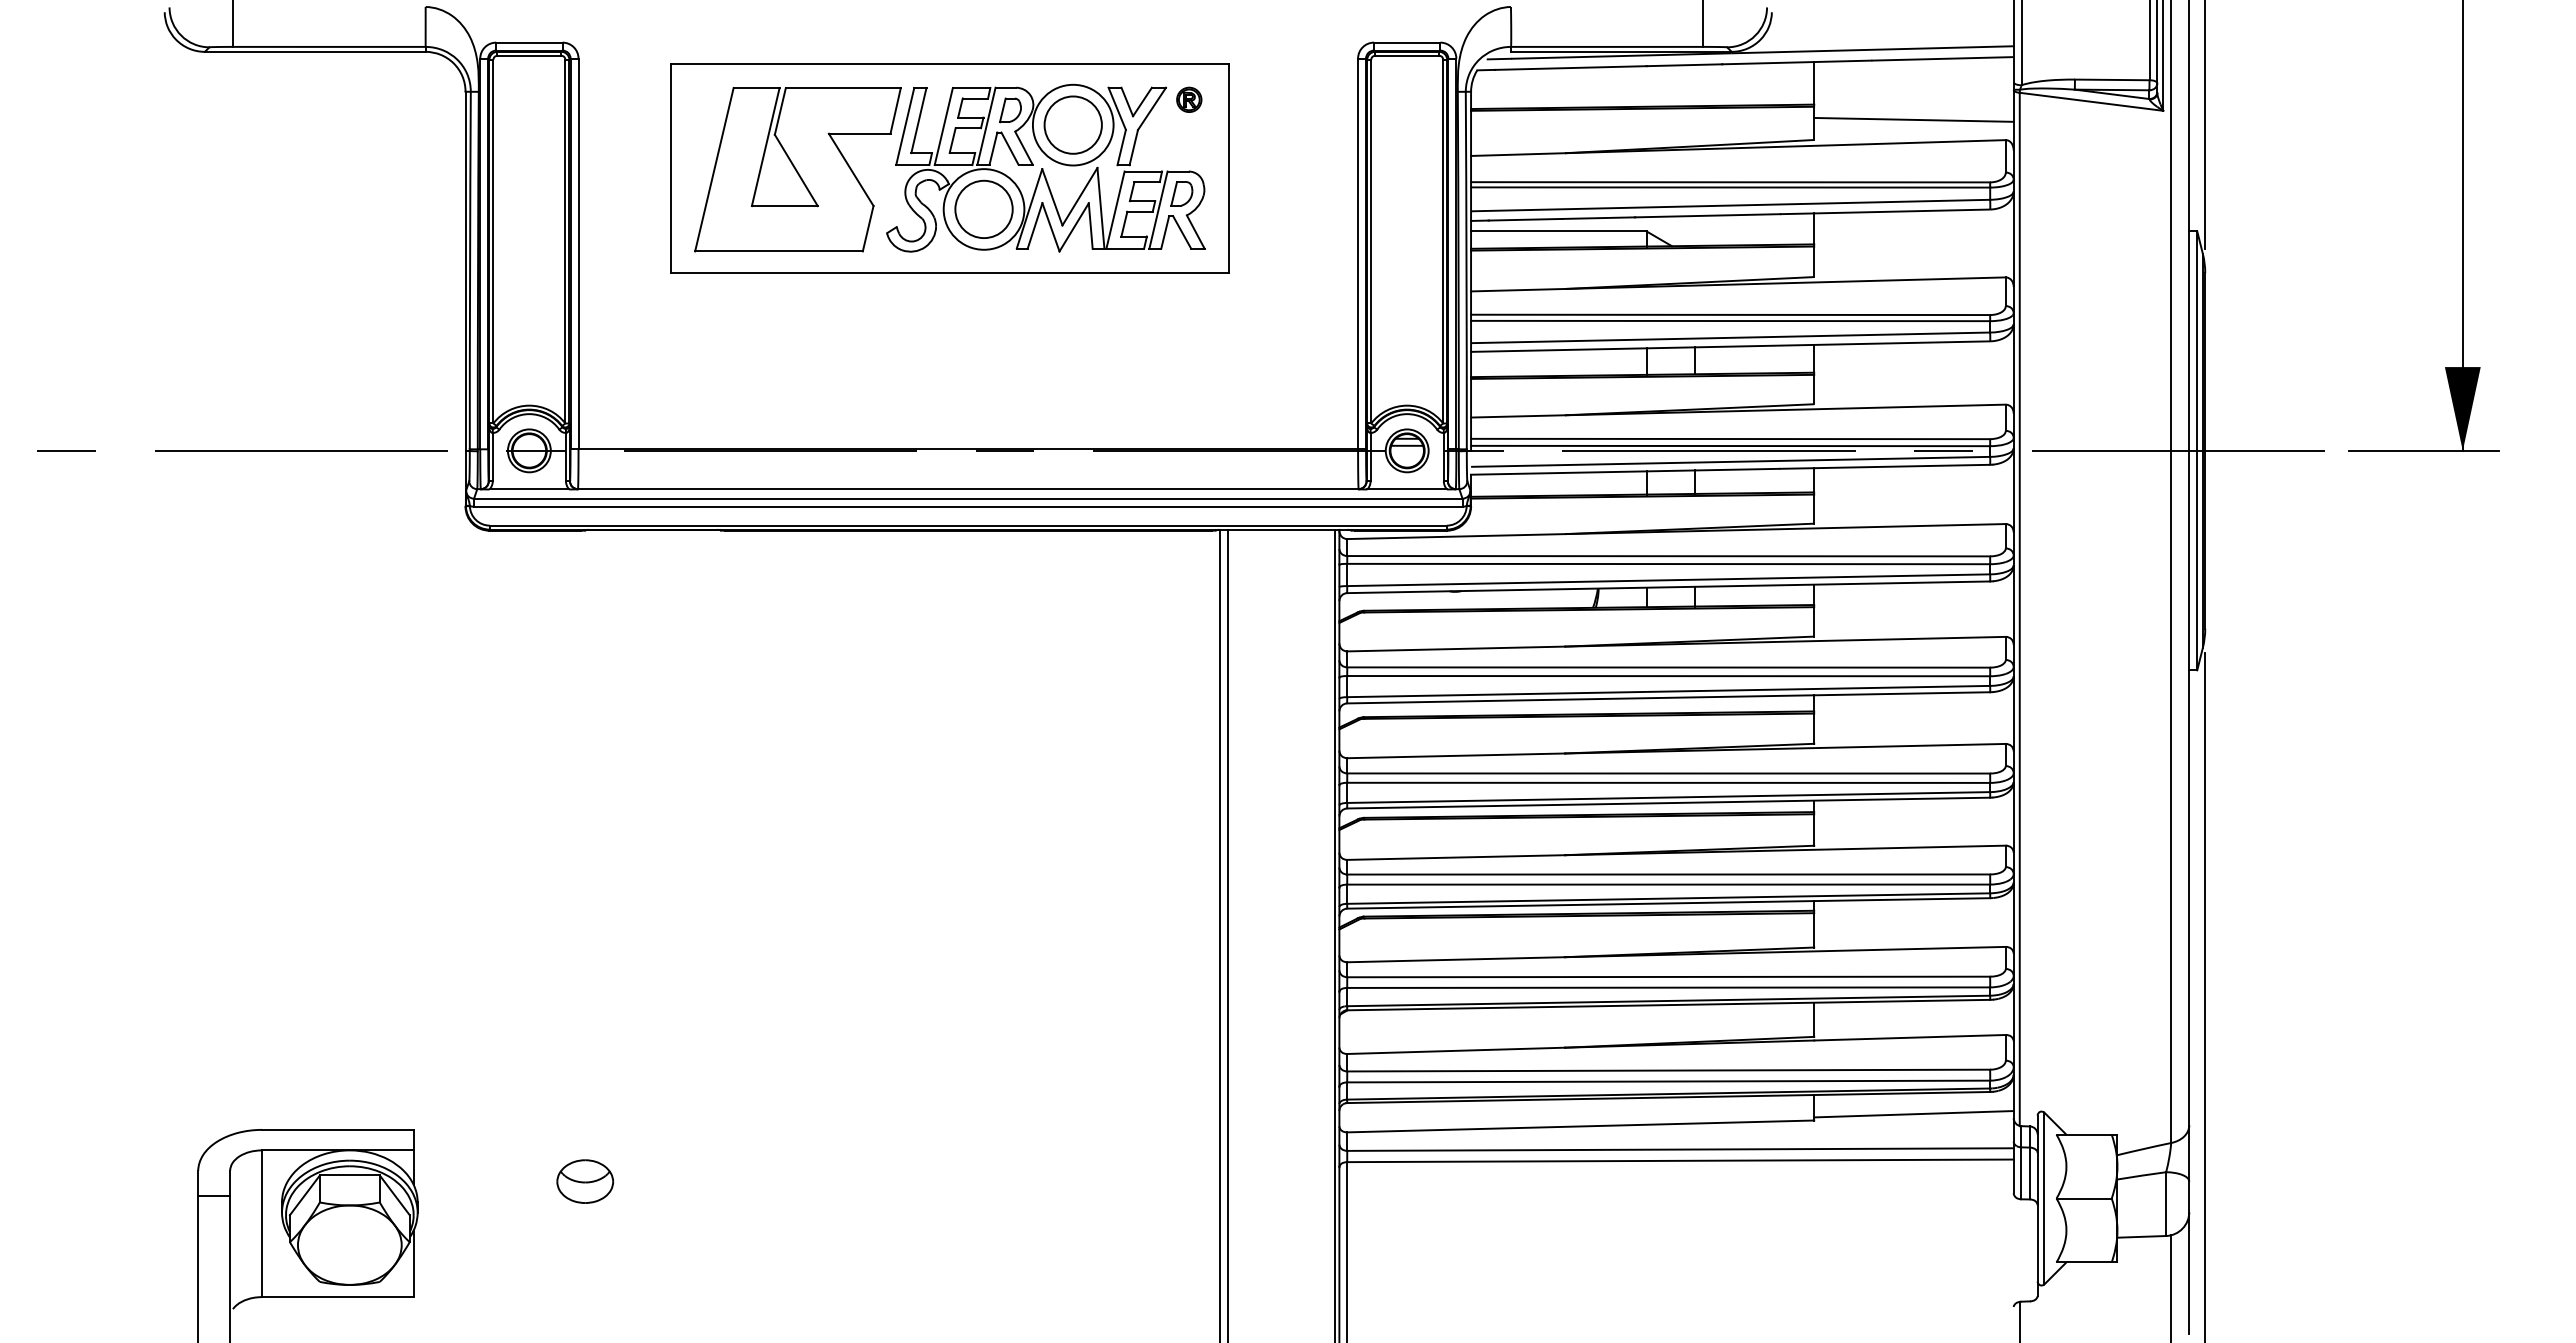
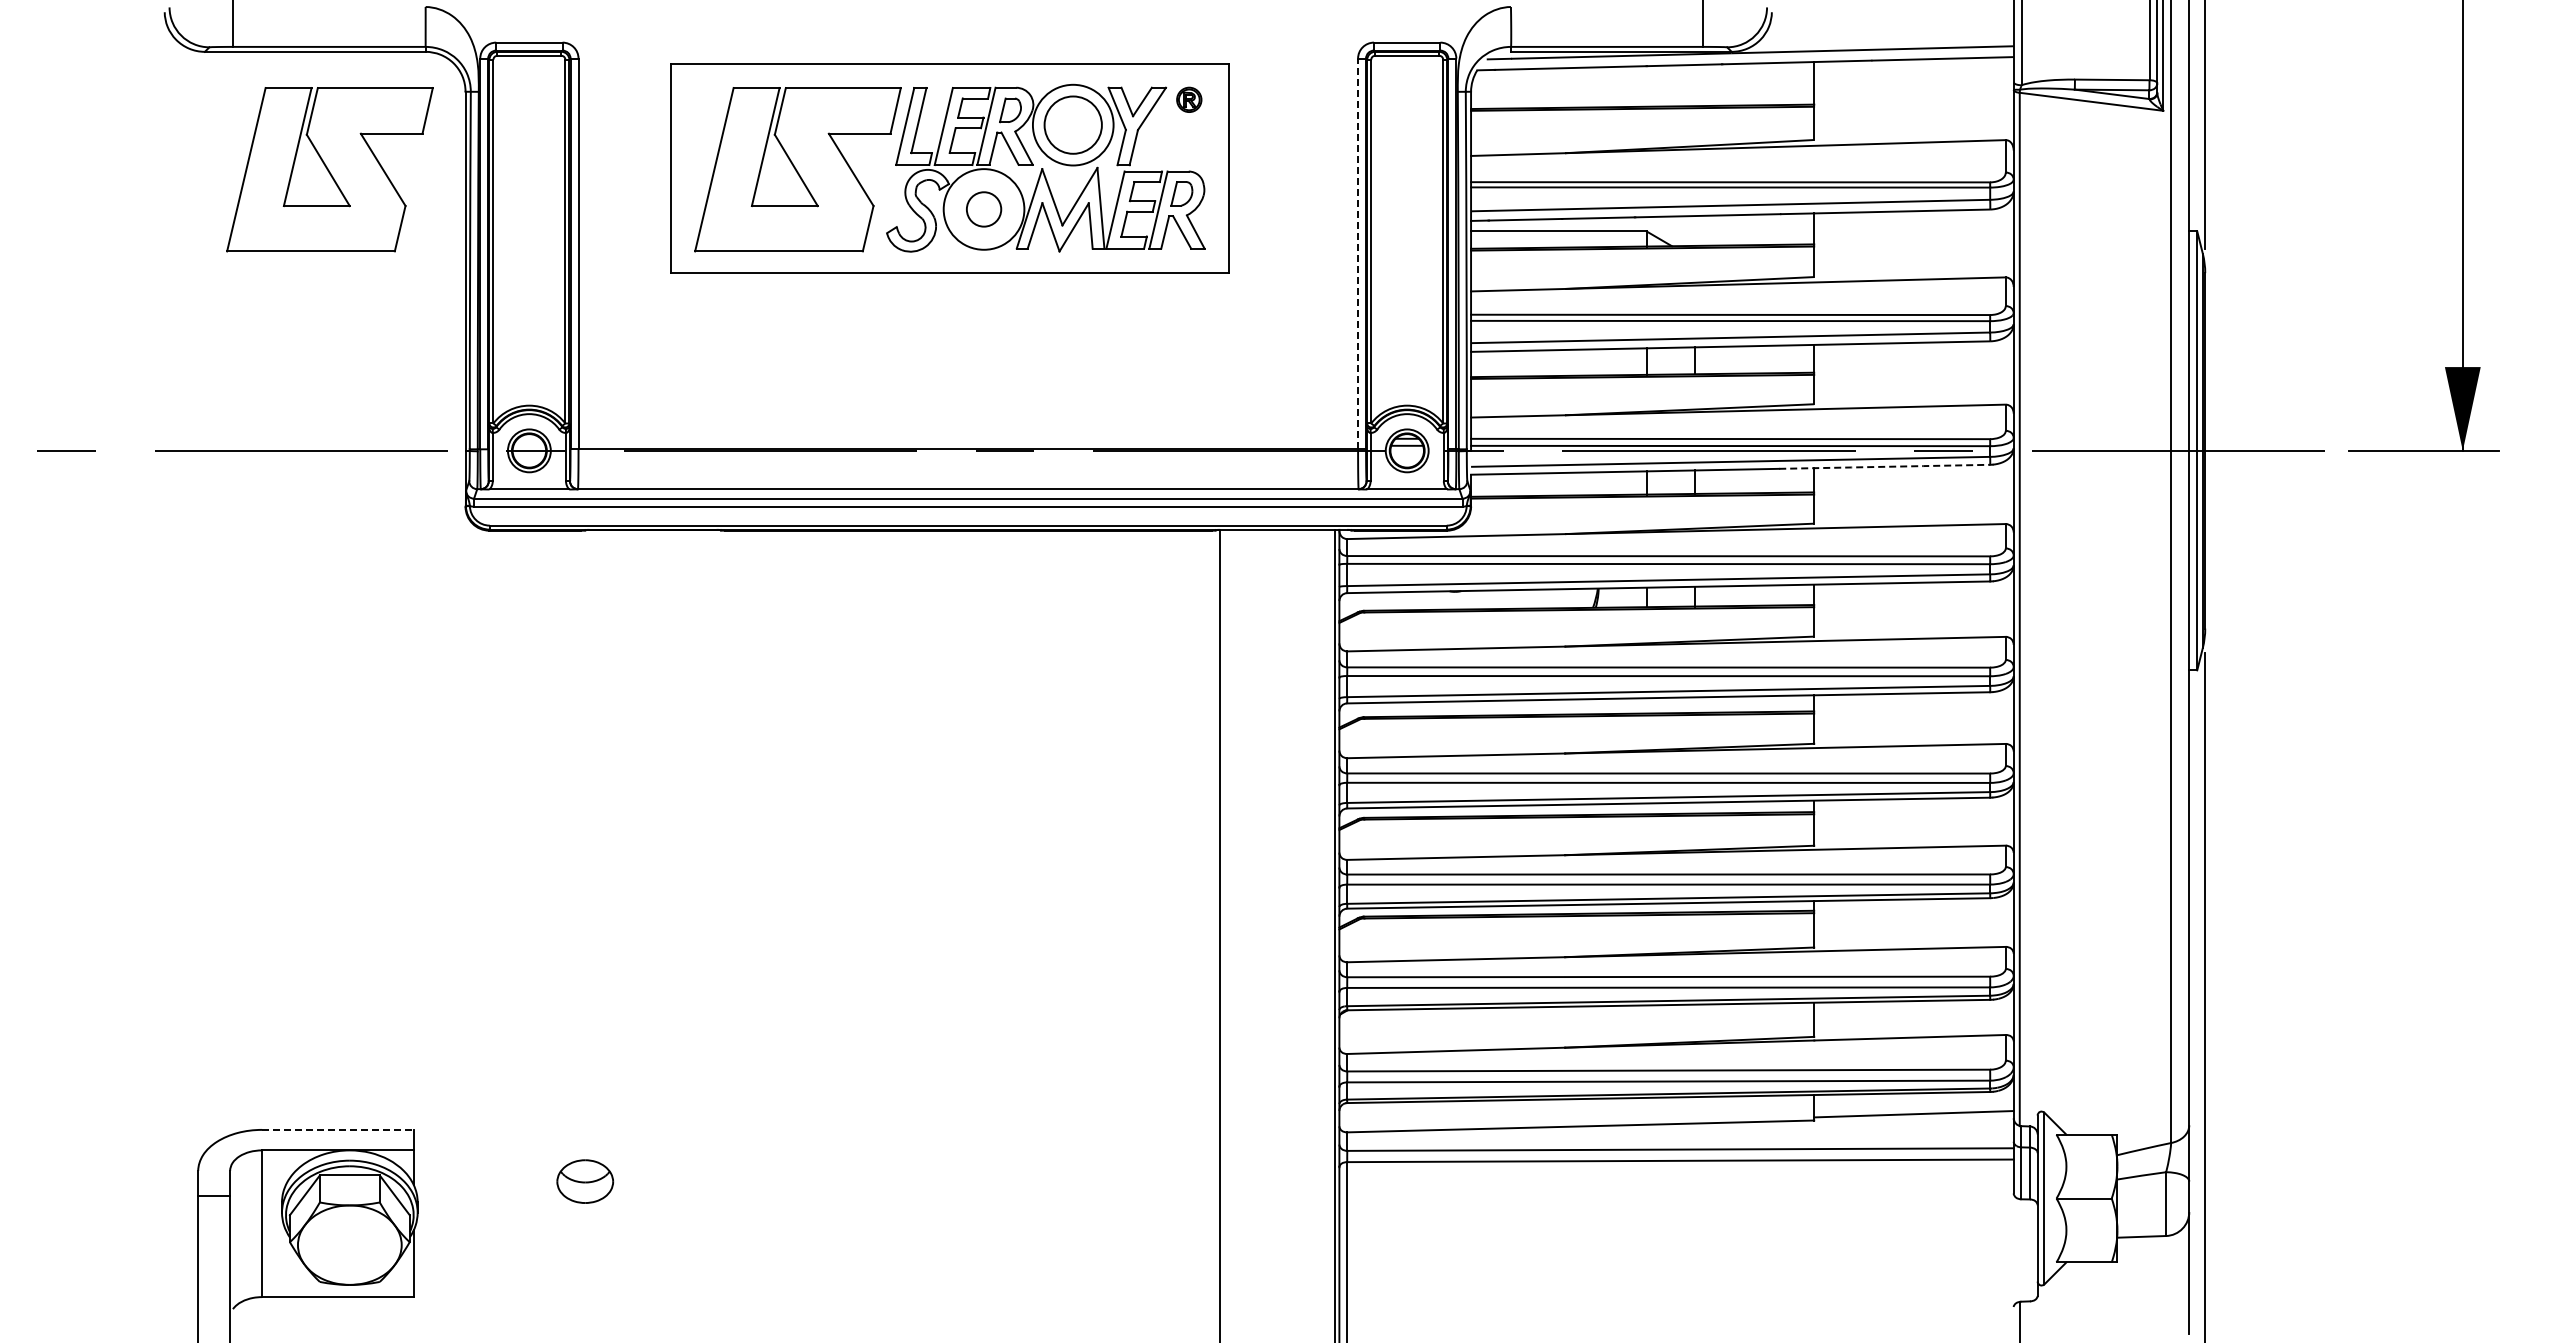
line: present -> none (1913, 119)
part: none -> present (329, 169)
circle diameter: 57 px -> 34 px (983, 209)
line: solid -> dashed (1358, 253)
line: solid -> dashed (1885, 466)
line: present -> none (1227, 934)
line: solid -> dashed (337, 1129)
line: present -> none (2171, 1287)
